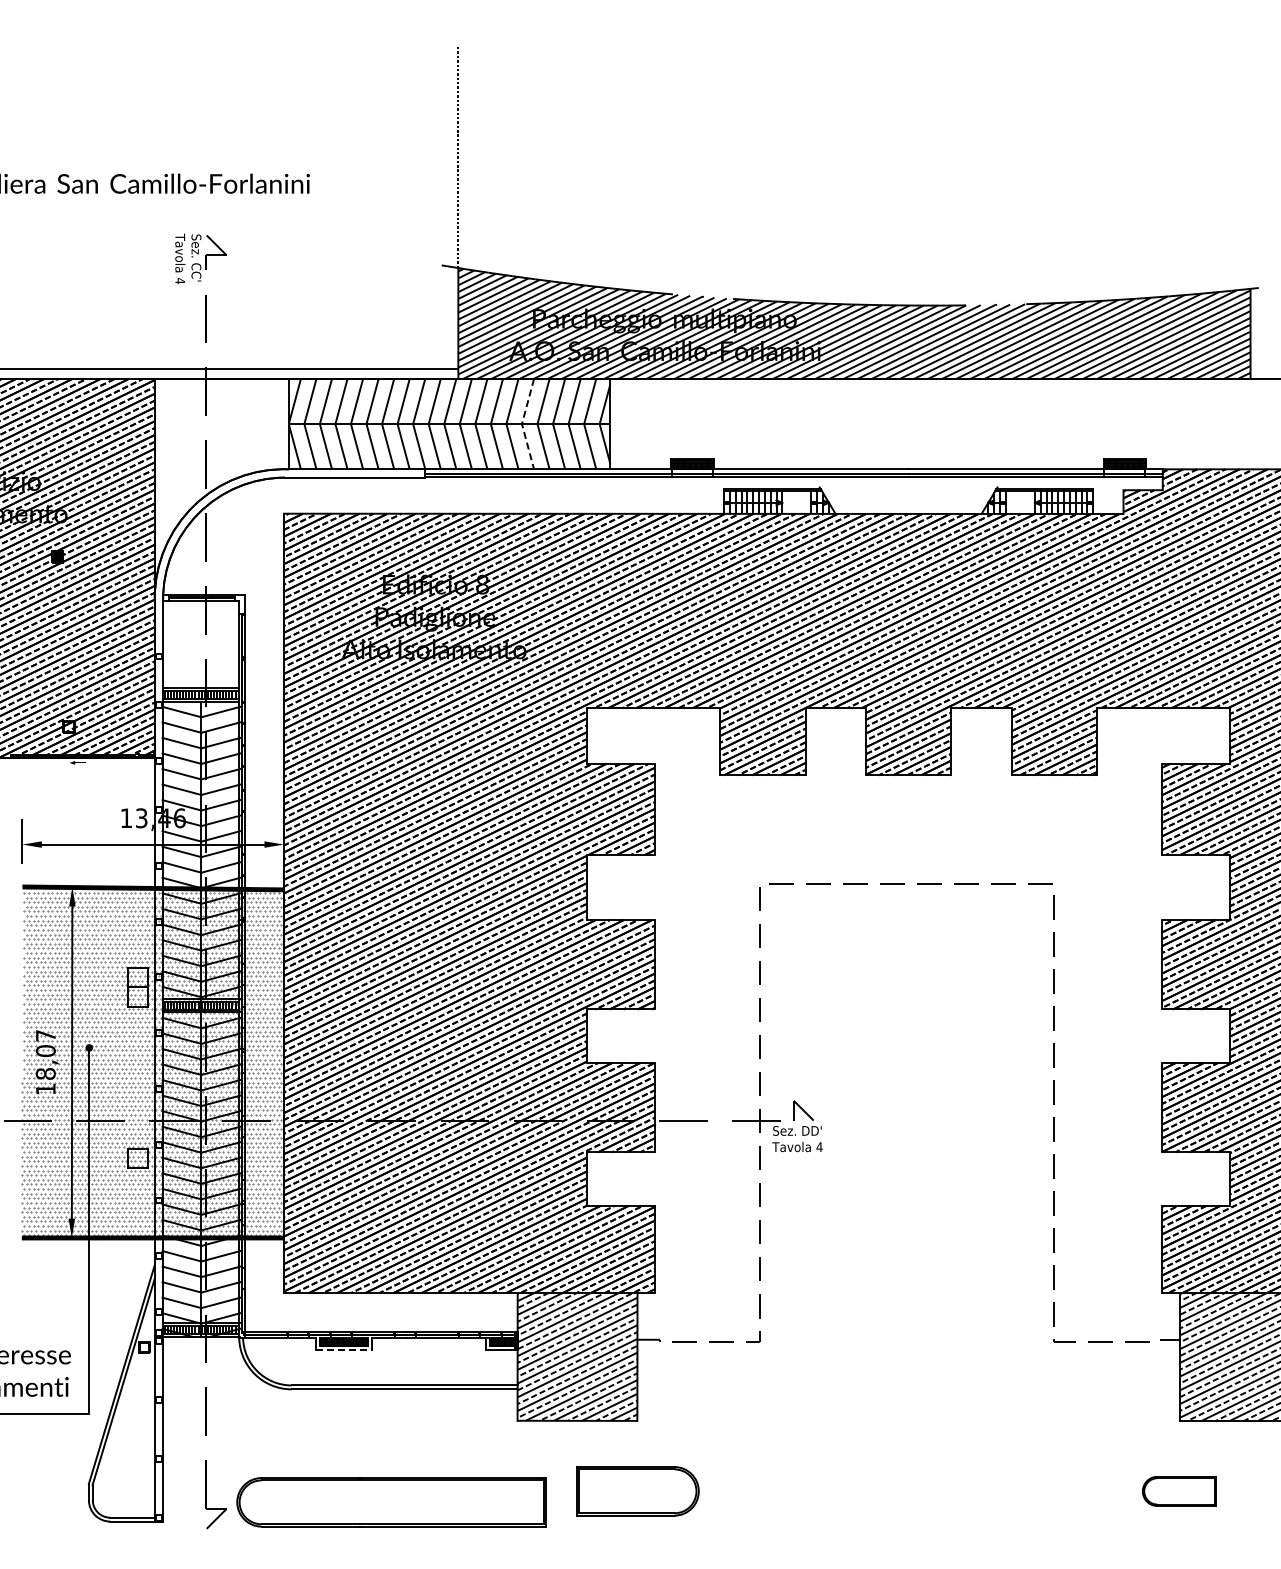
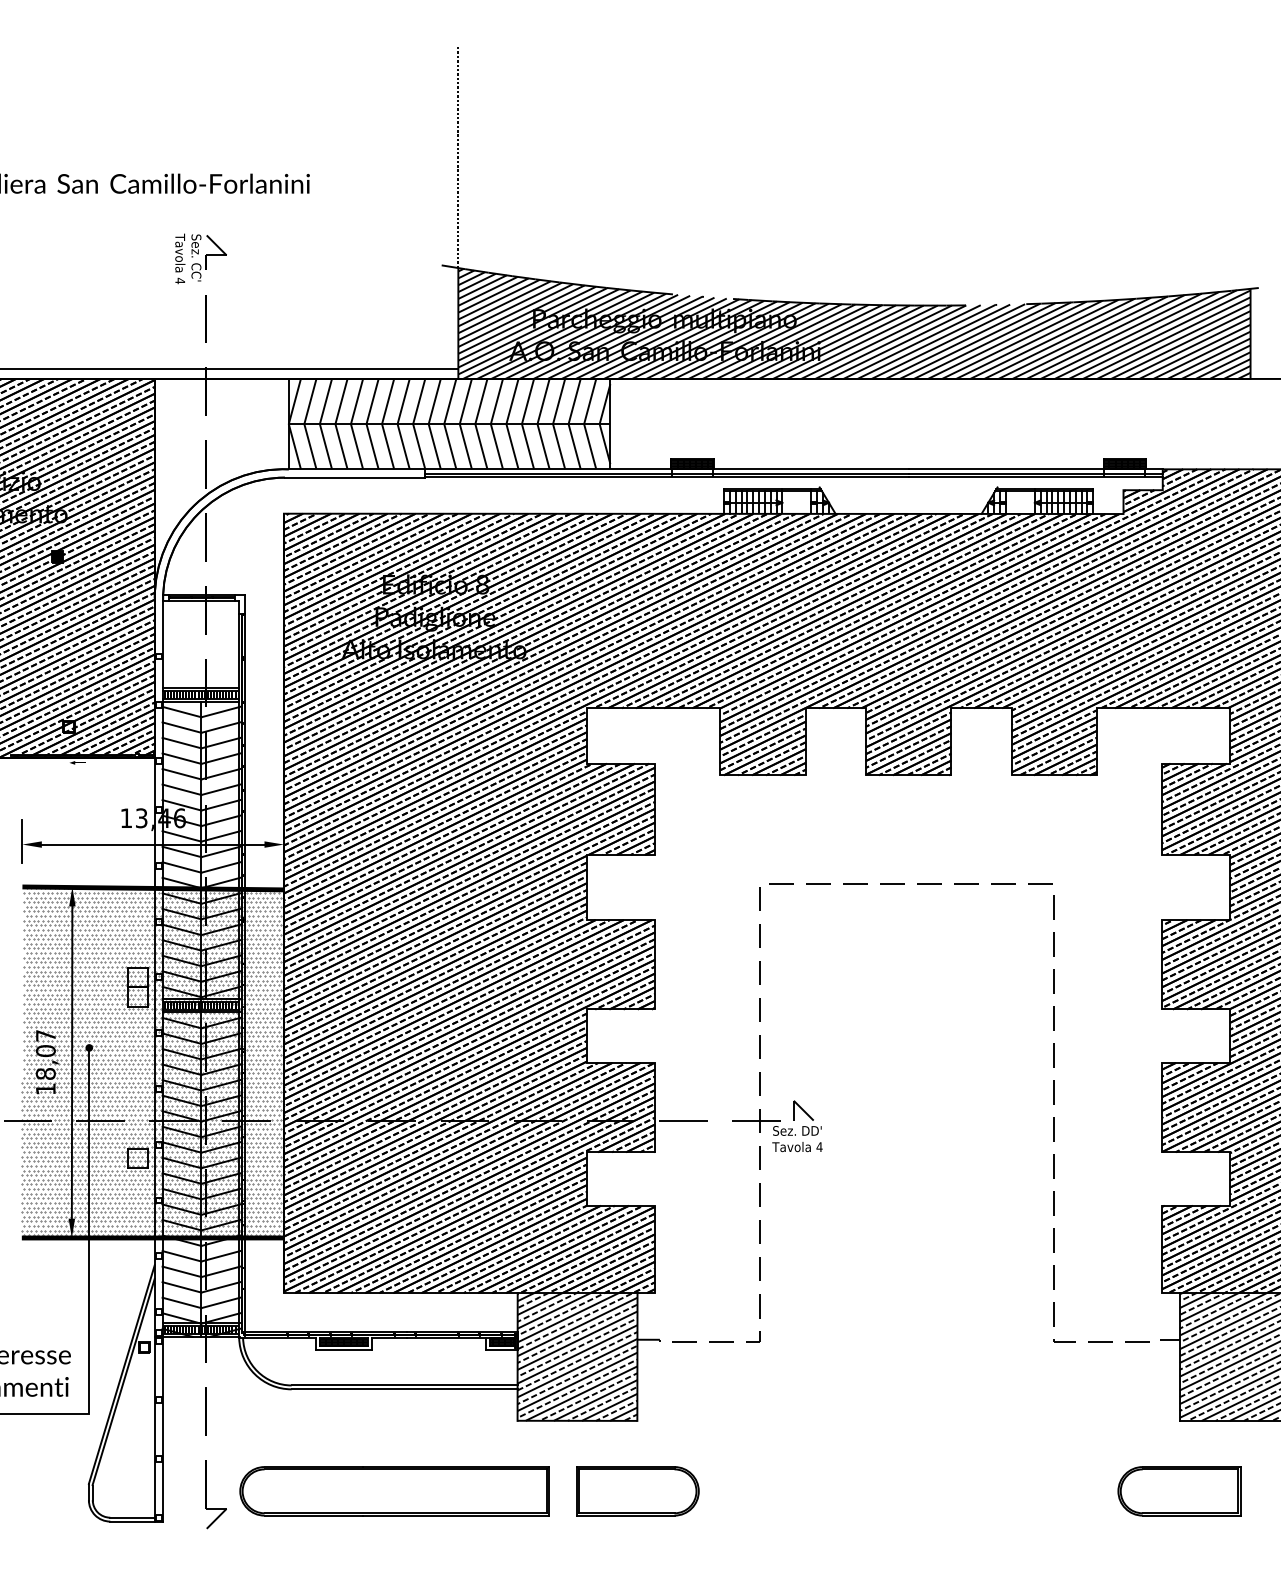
line: dashed -> solid (521, 424)
line: dashed -> solid (344, 1350)
part size: 75x31 px -> 125x51 px (1179, 1491)
part position: (391, 1502) -> (394, 1491) (394, 1491)
